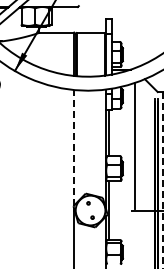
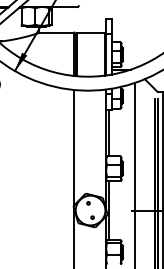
line: dashed -> solid (74, 147)
line: dashed -> solid (163, 180)
line: none -> present (135, 238)
